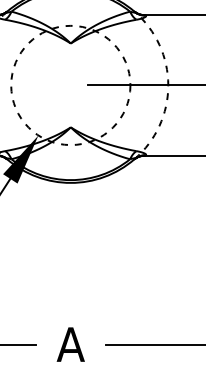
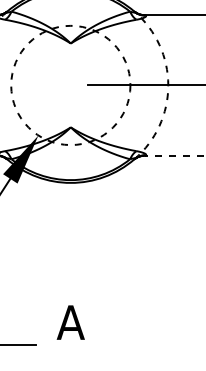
line: solid -> dashed (174, 155)
text position: (70, 344) -> (70, 322) (70, 322)
line: present -> none (154, 344)
